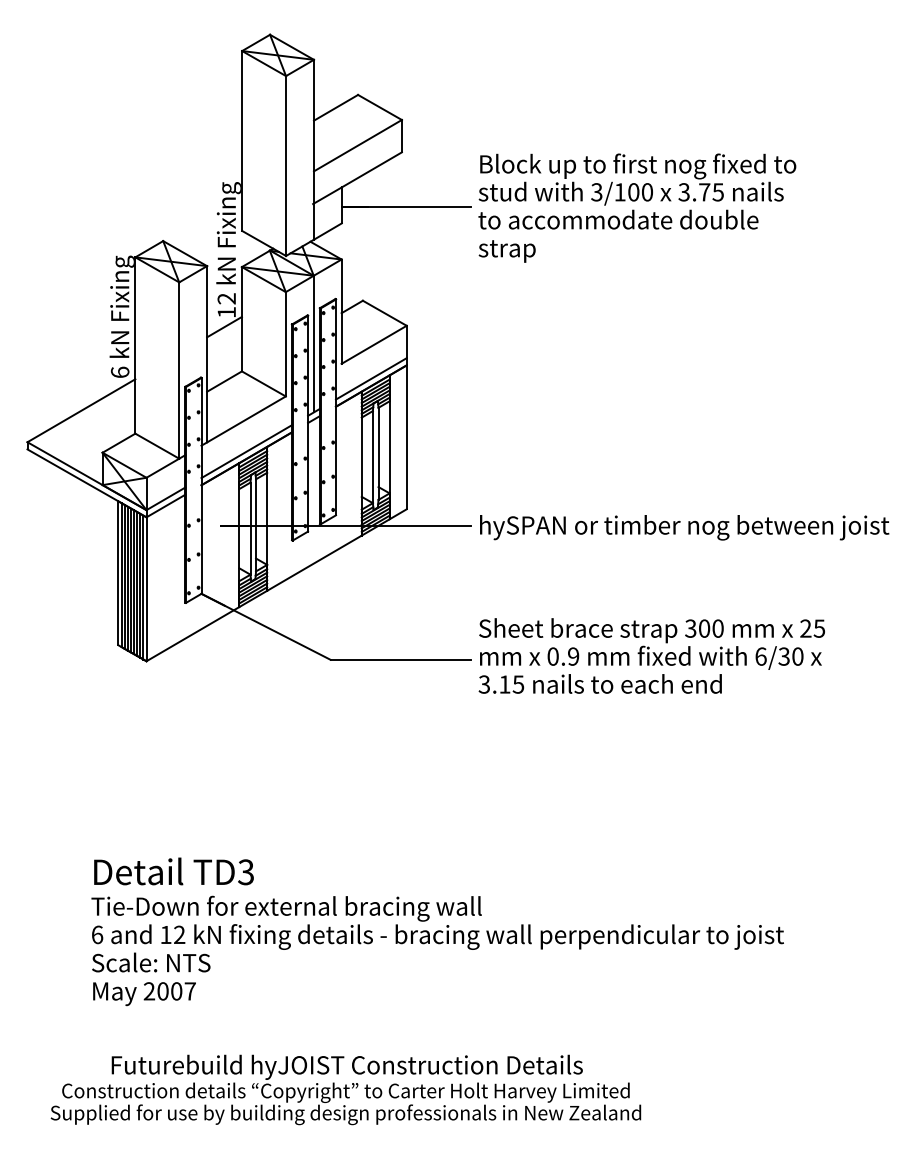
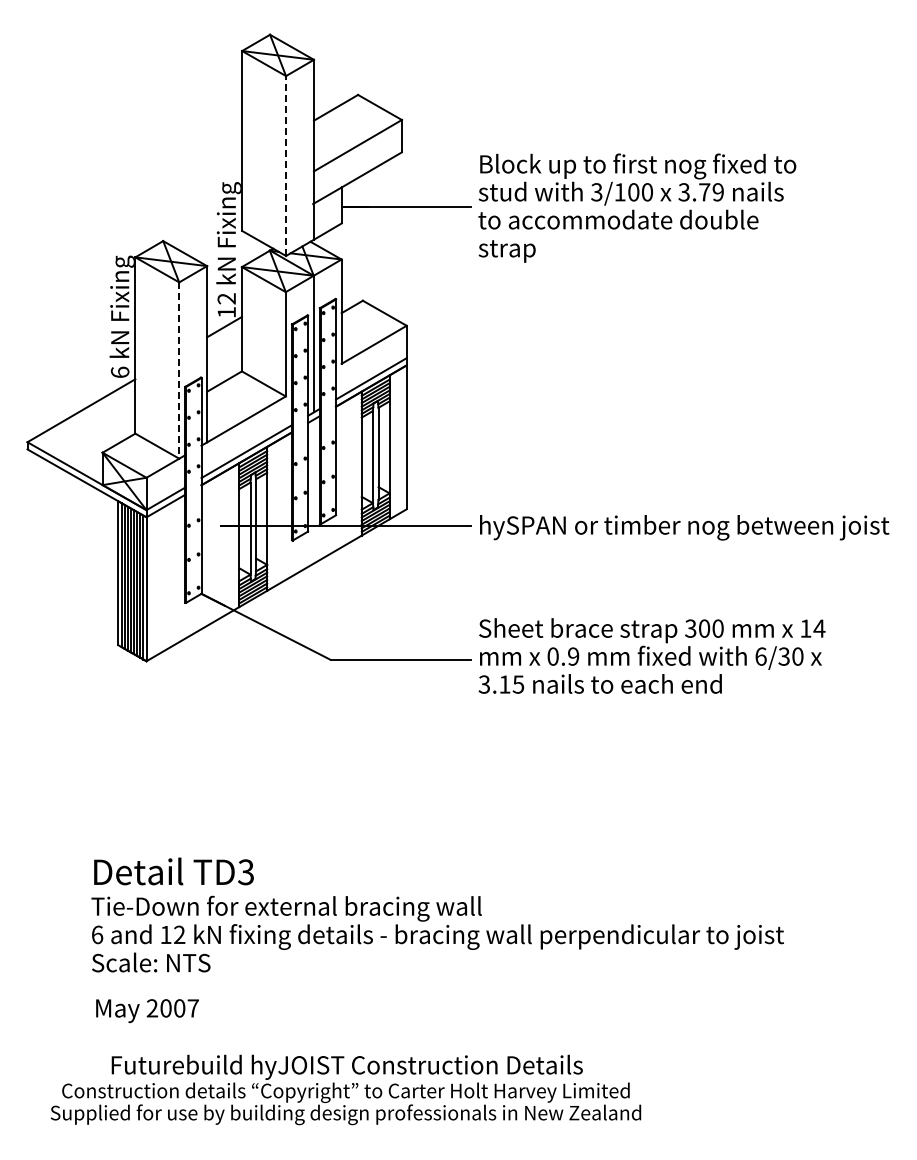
line: solid -> dashed (286, 166)
text: 3.75 -> 3.79 (717, 192)
line: solid -> dashed (179, 371)
text: 25 -> 14 (812, 628)
text position: (144, 994) -> (147, 1011) (147, 1011)
